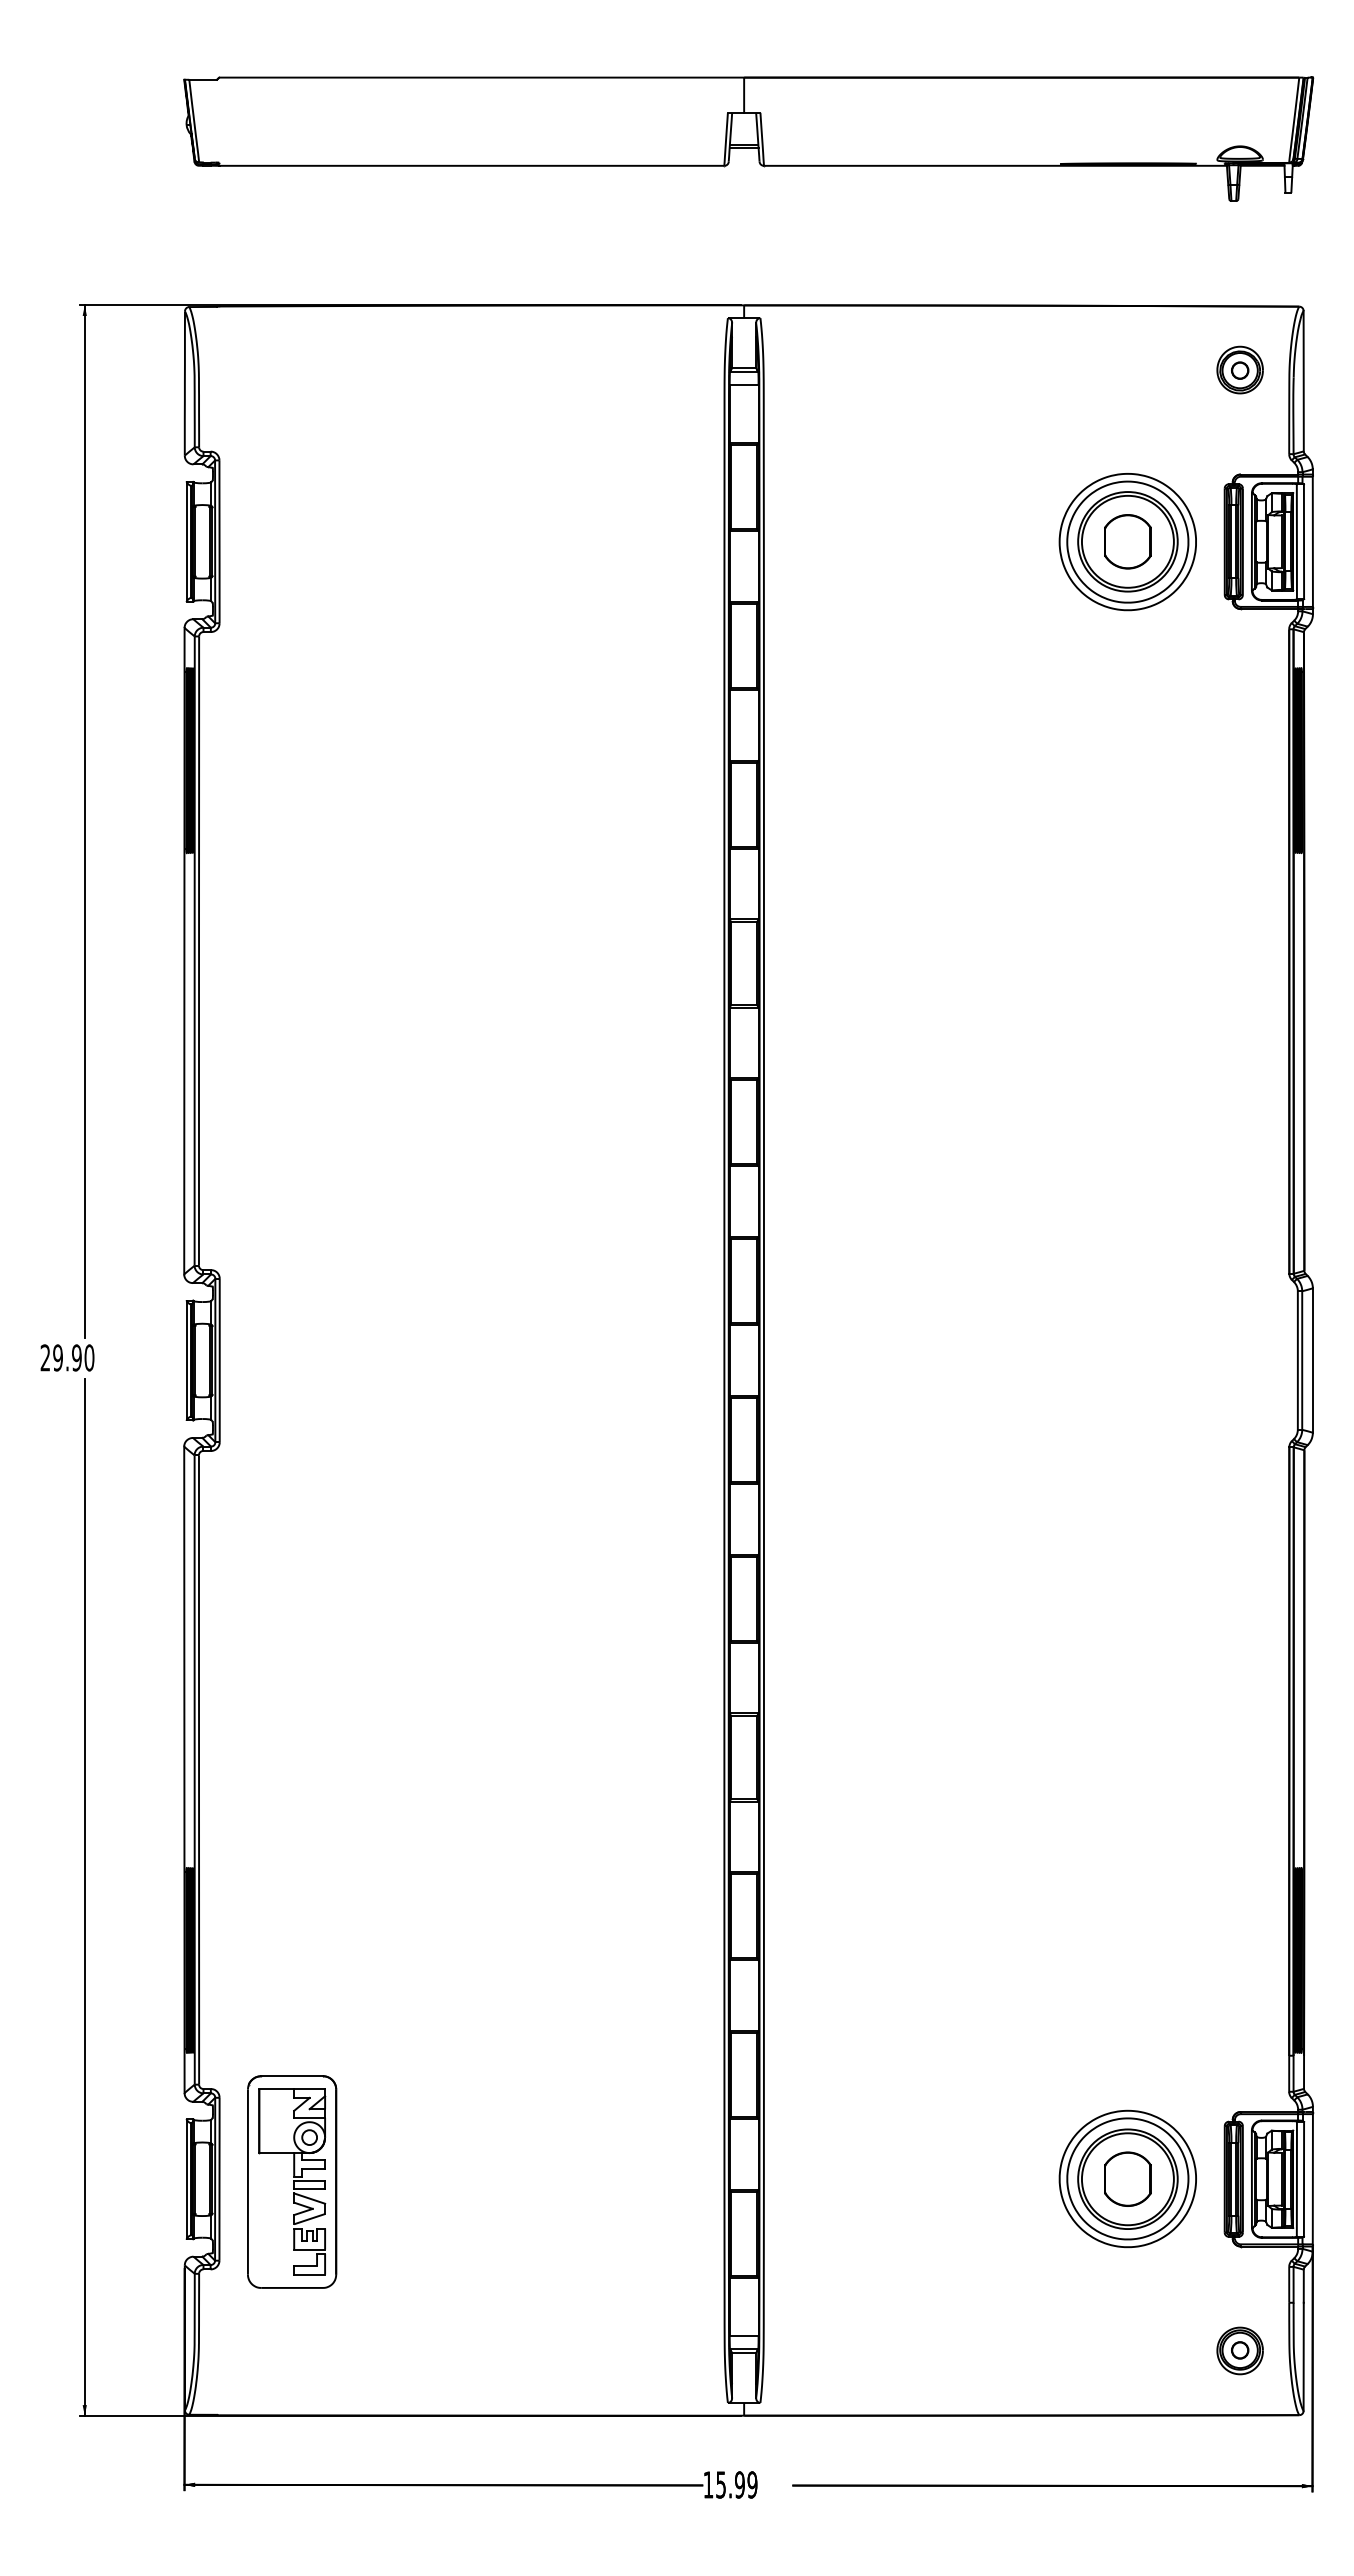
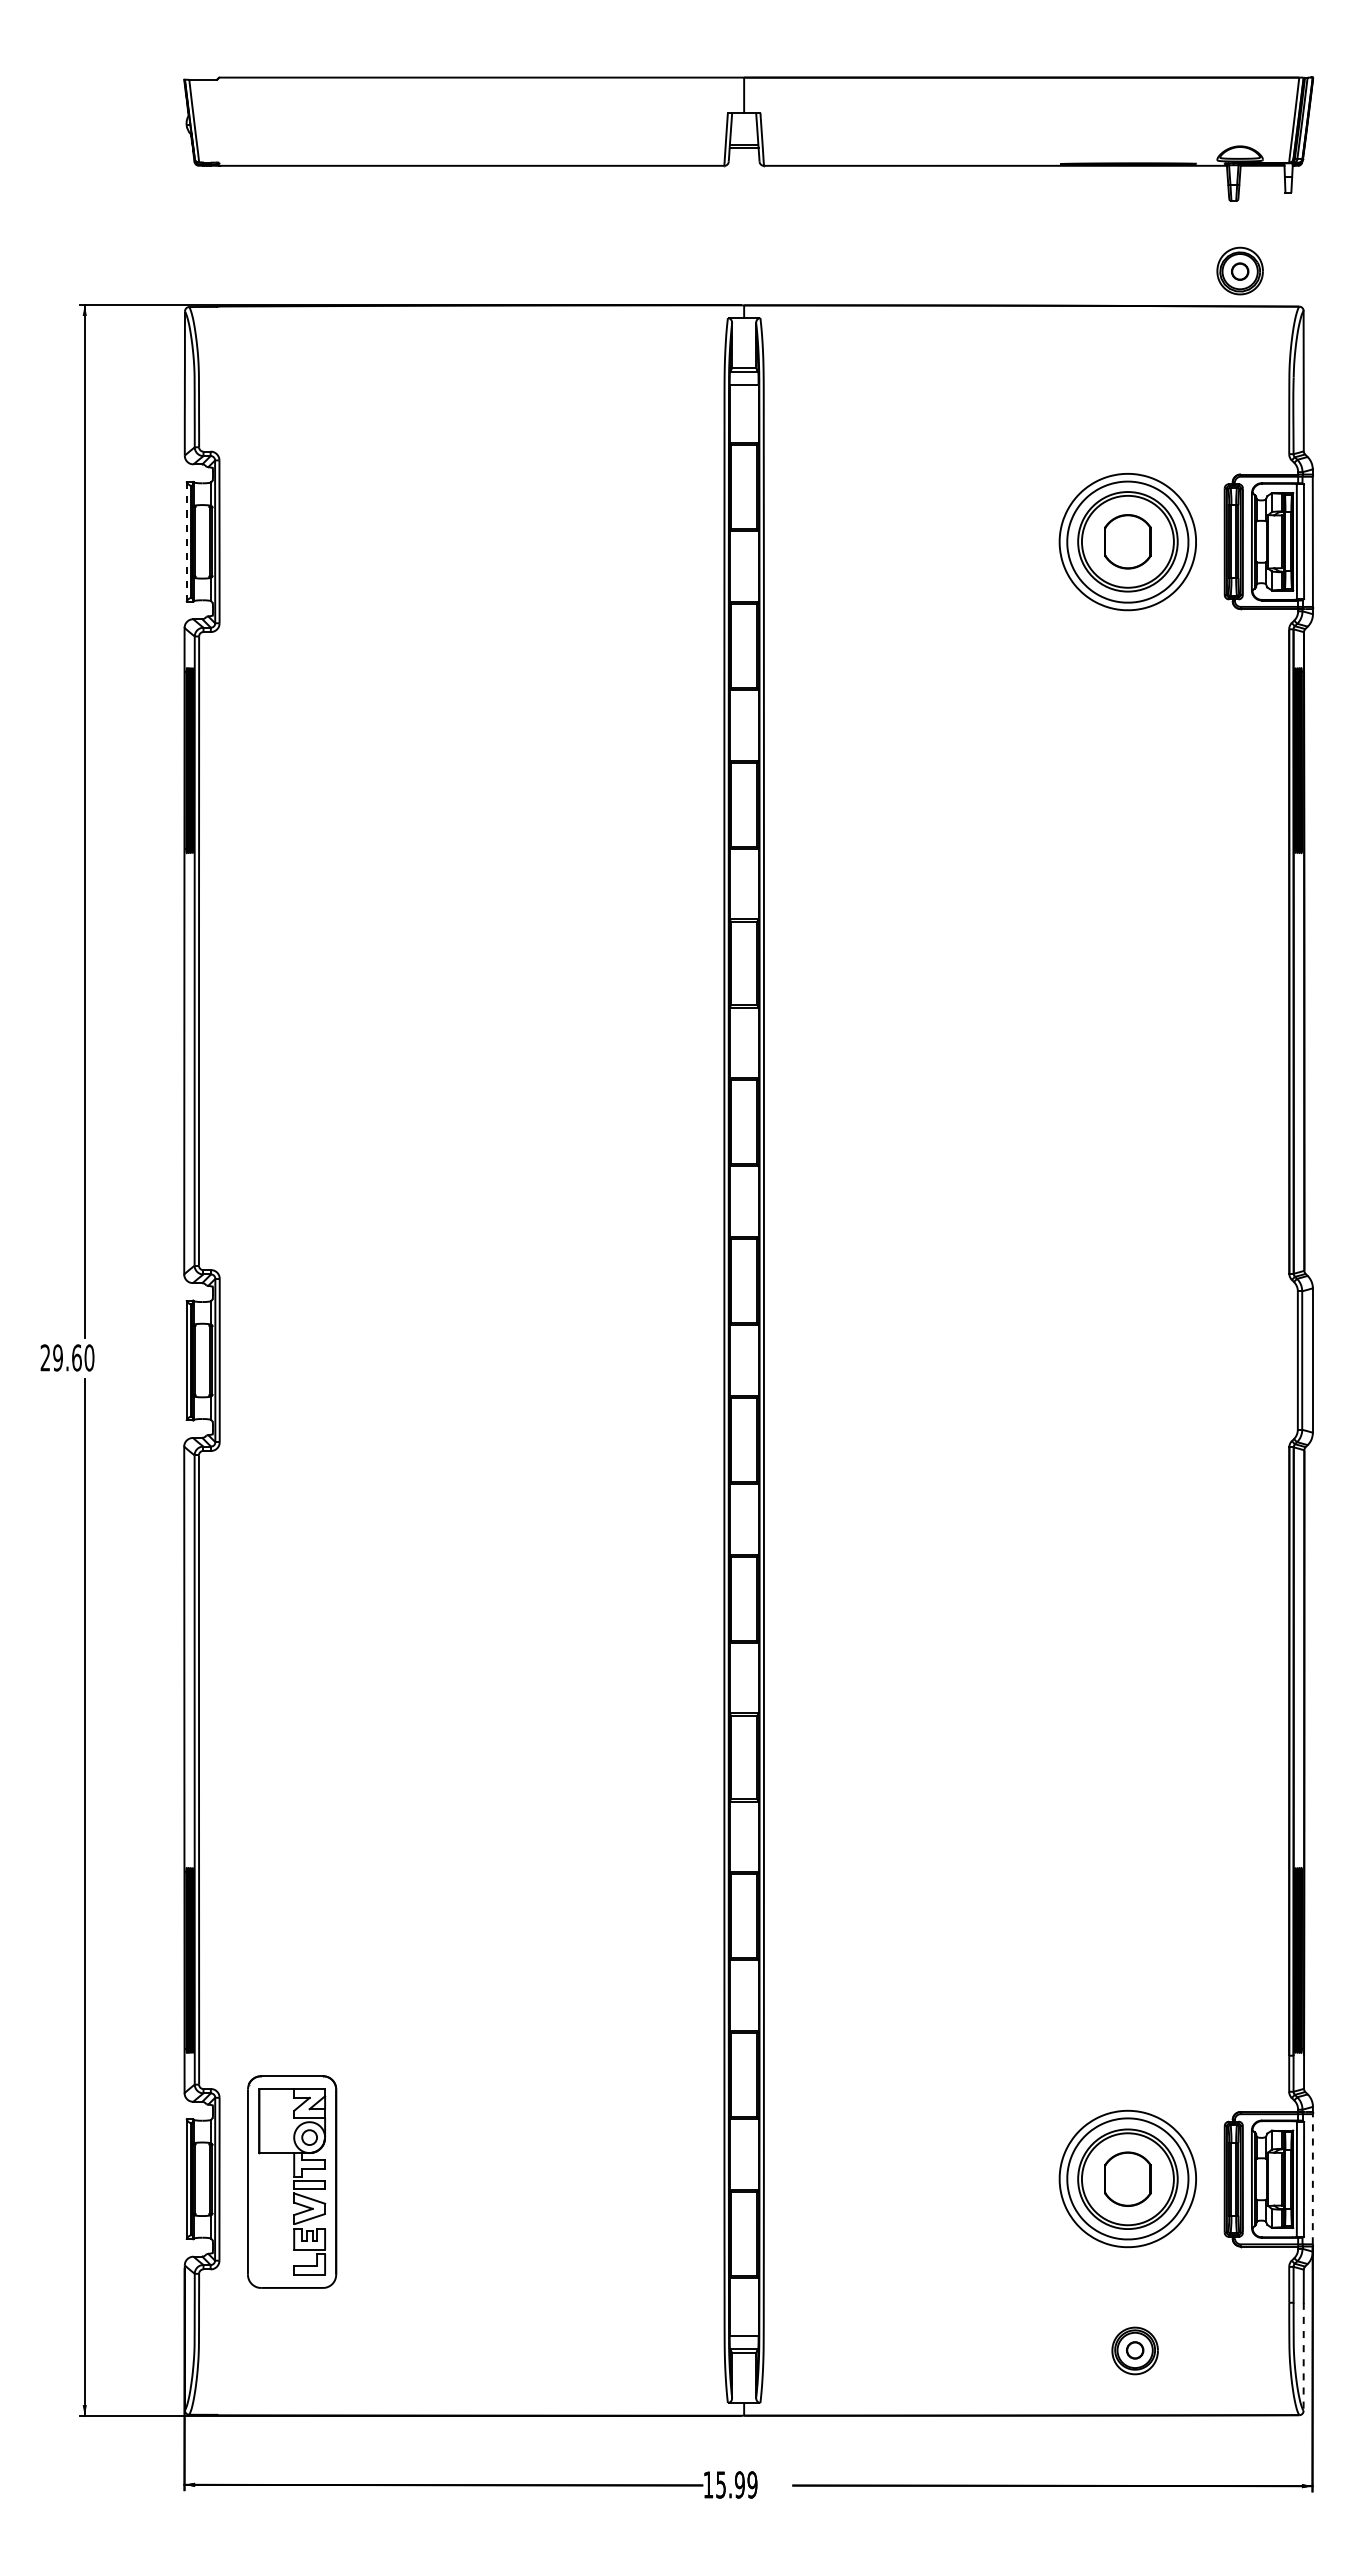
part position: (1239, 369) -> (1239, 270) (1239, 270)
line: solid -> dashed (186, 541)
text: 29.90 -> 29.60 (76, 1357)
line: solid -> dashed (1312, 2178)
part position: (1239, 2350) -> (1134, 2350) (1134, 2350)
line: solid -> dashed (1303, 2357)
